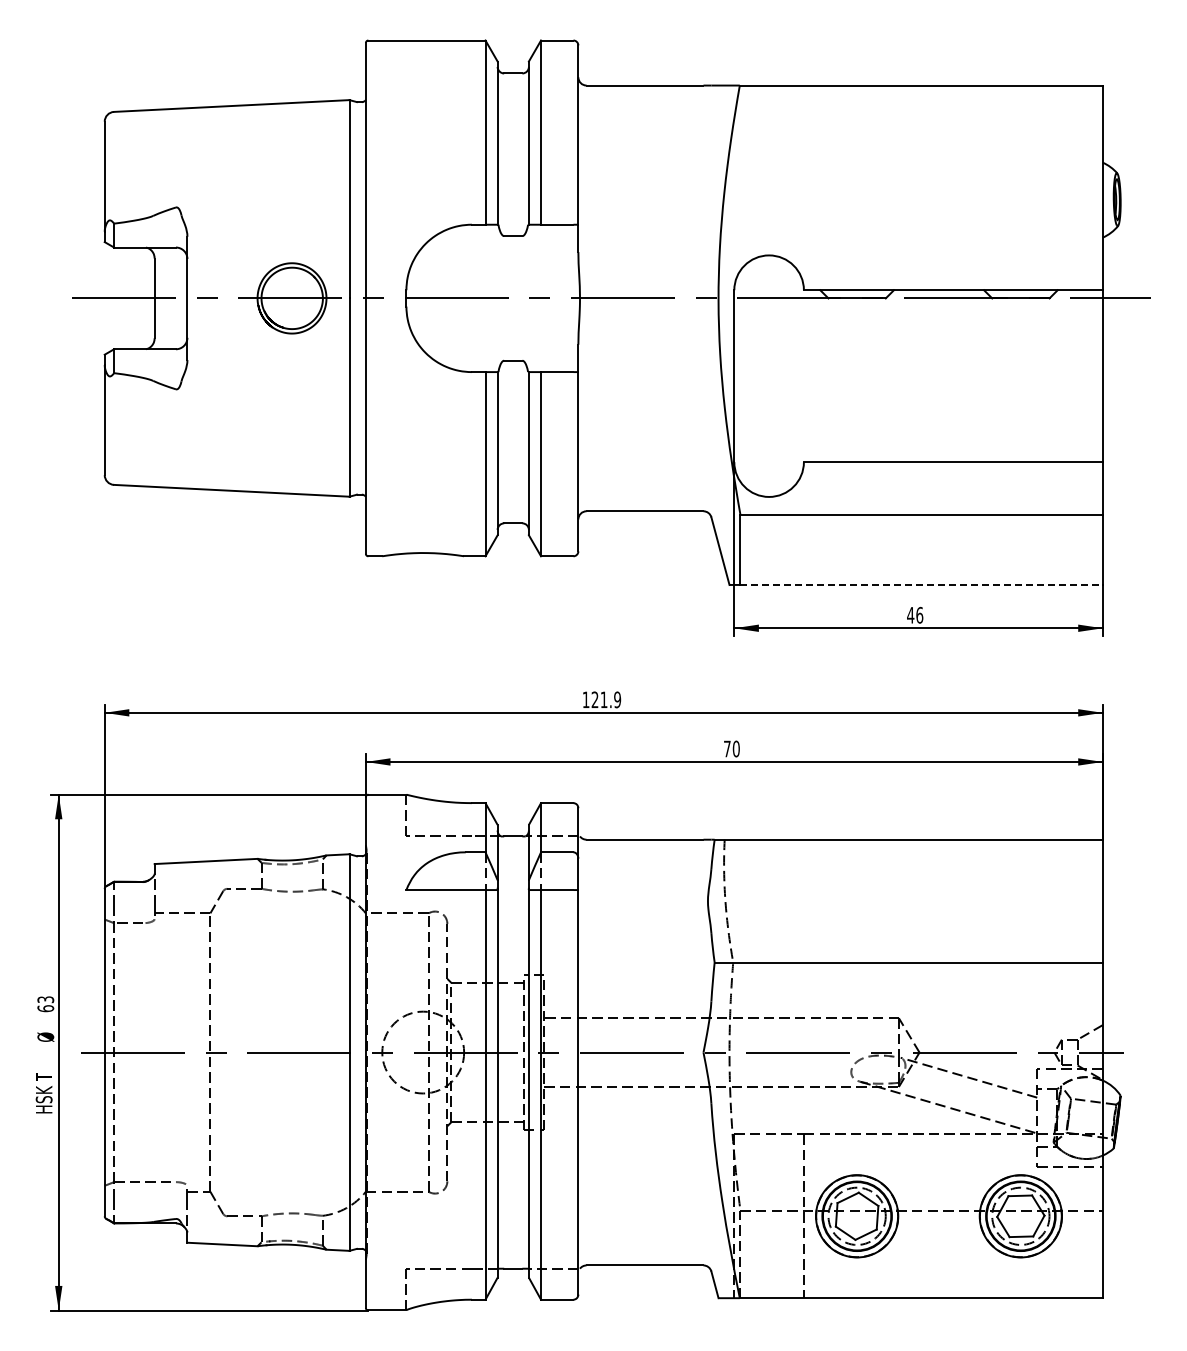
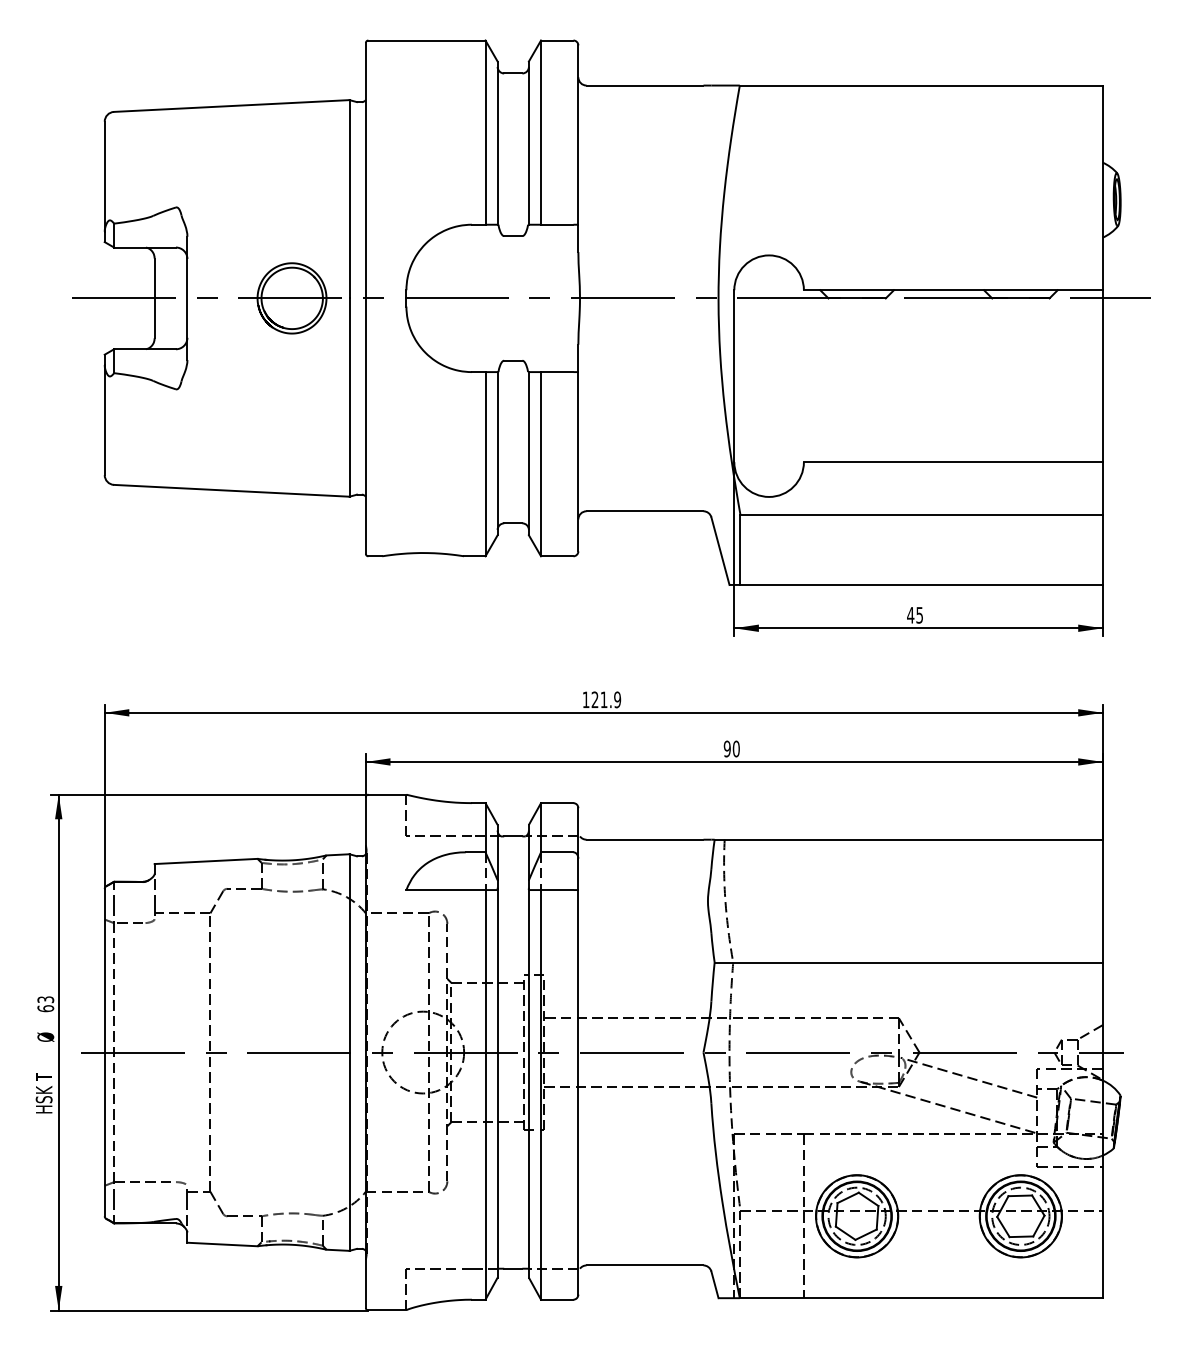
line: dashed -> solid (922, 584)
text: 46 -> 45 (919, 614)
text: 70 -> 90 (726, 748)
